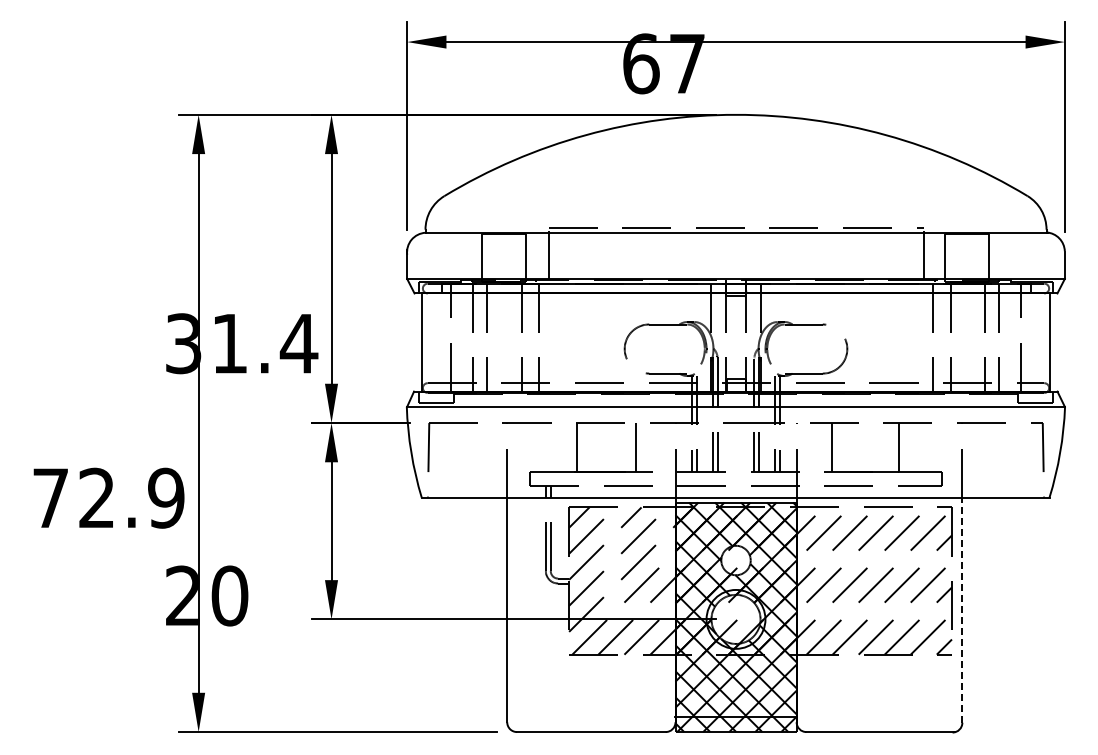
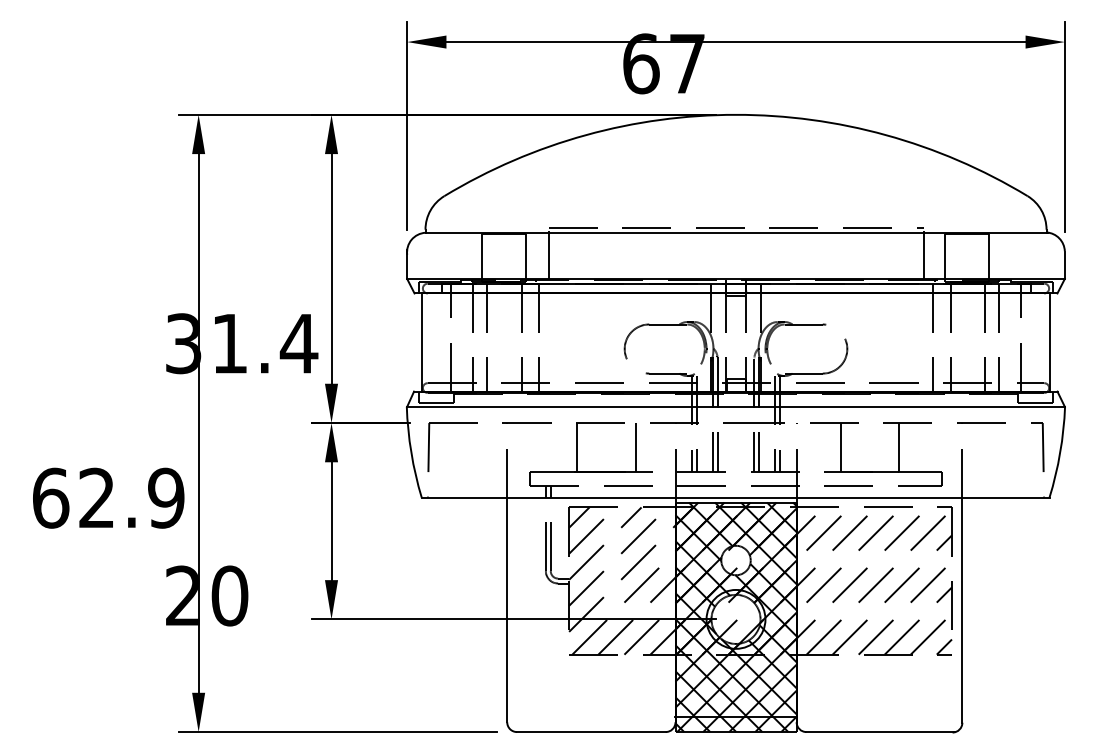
line position: (831, 446) -> (840, 446) (840, 446)
text: 72.9 -> 62.9 (51, 497)
line: dashed -> solid (962, 610)
